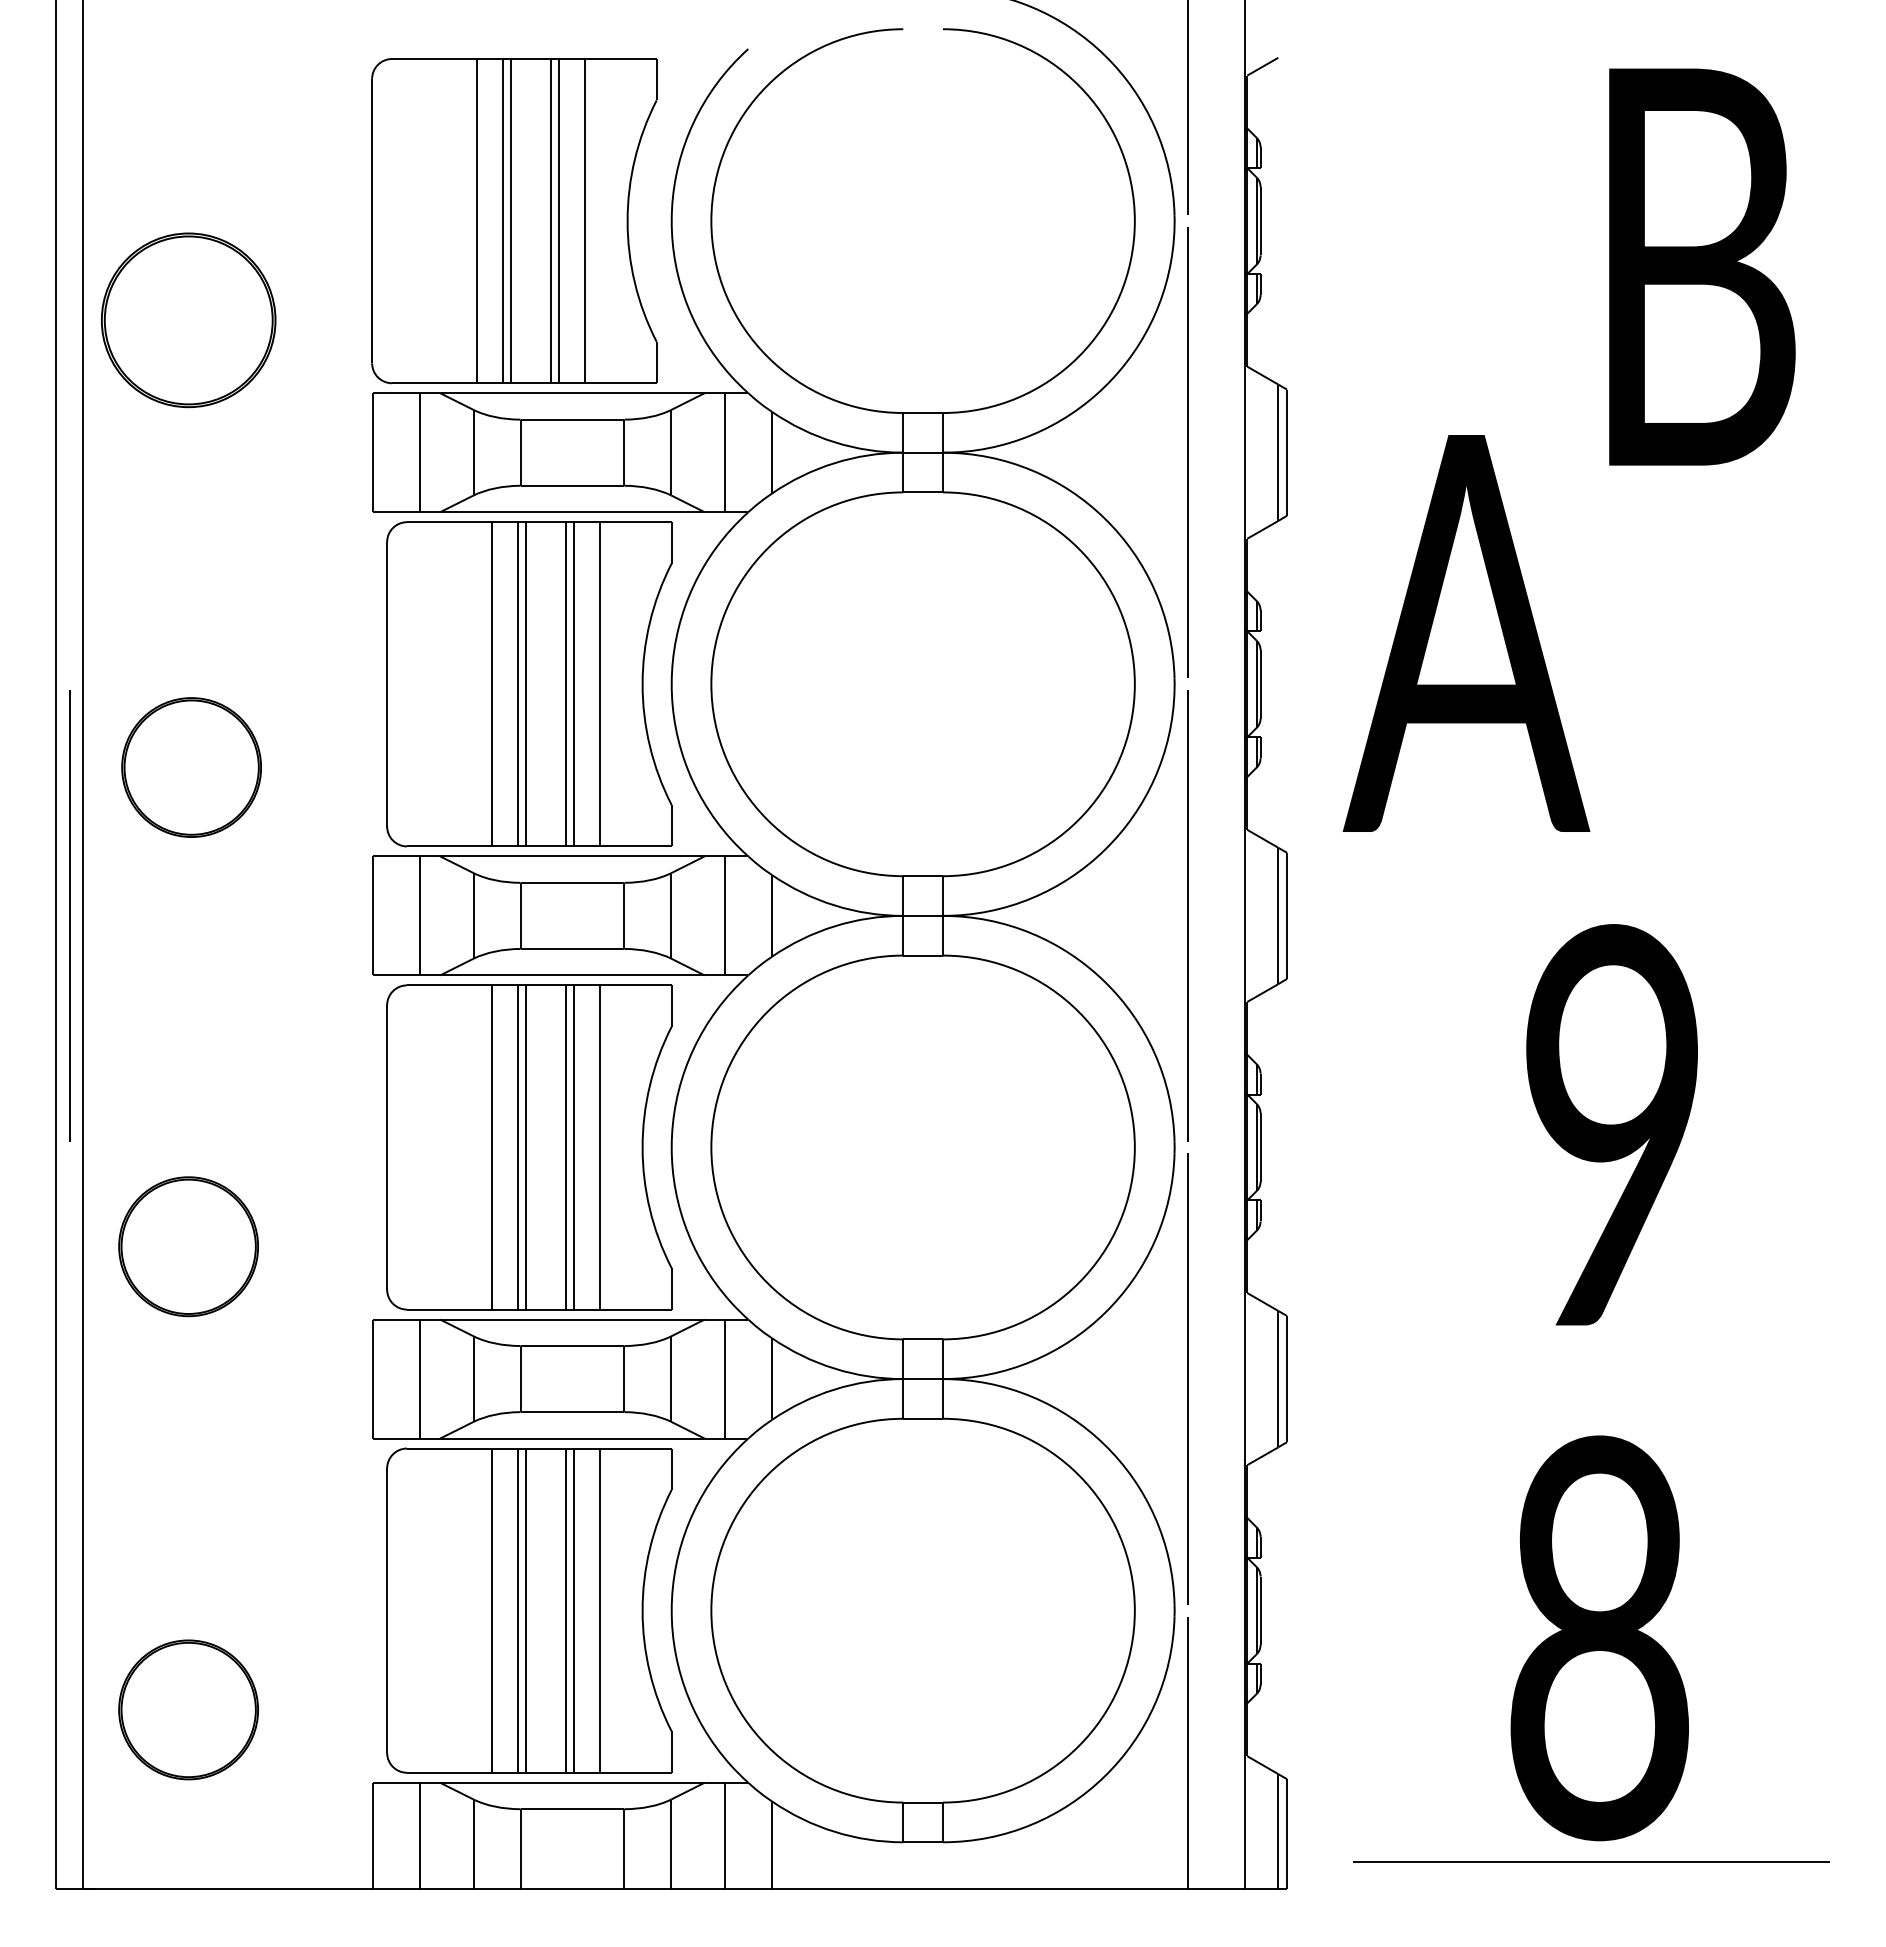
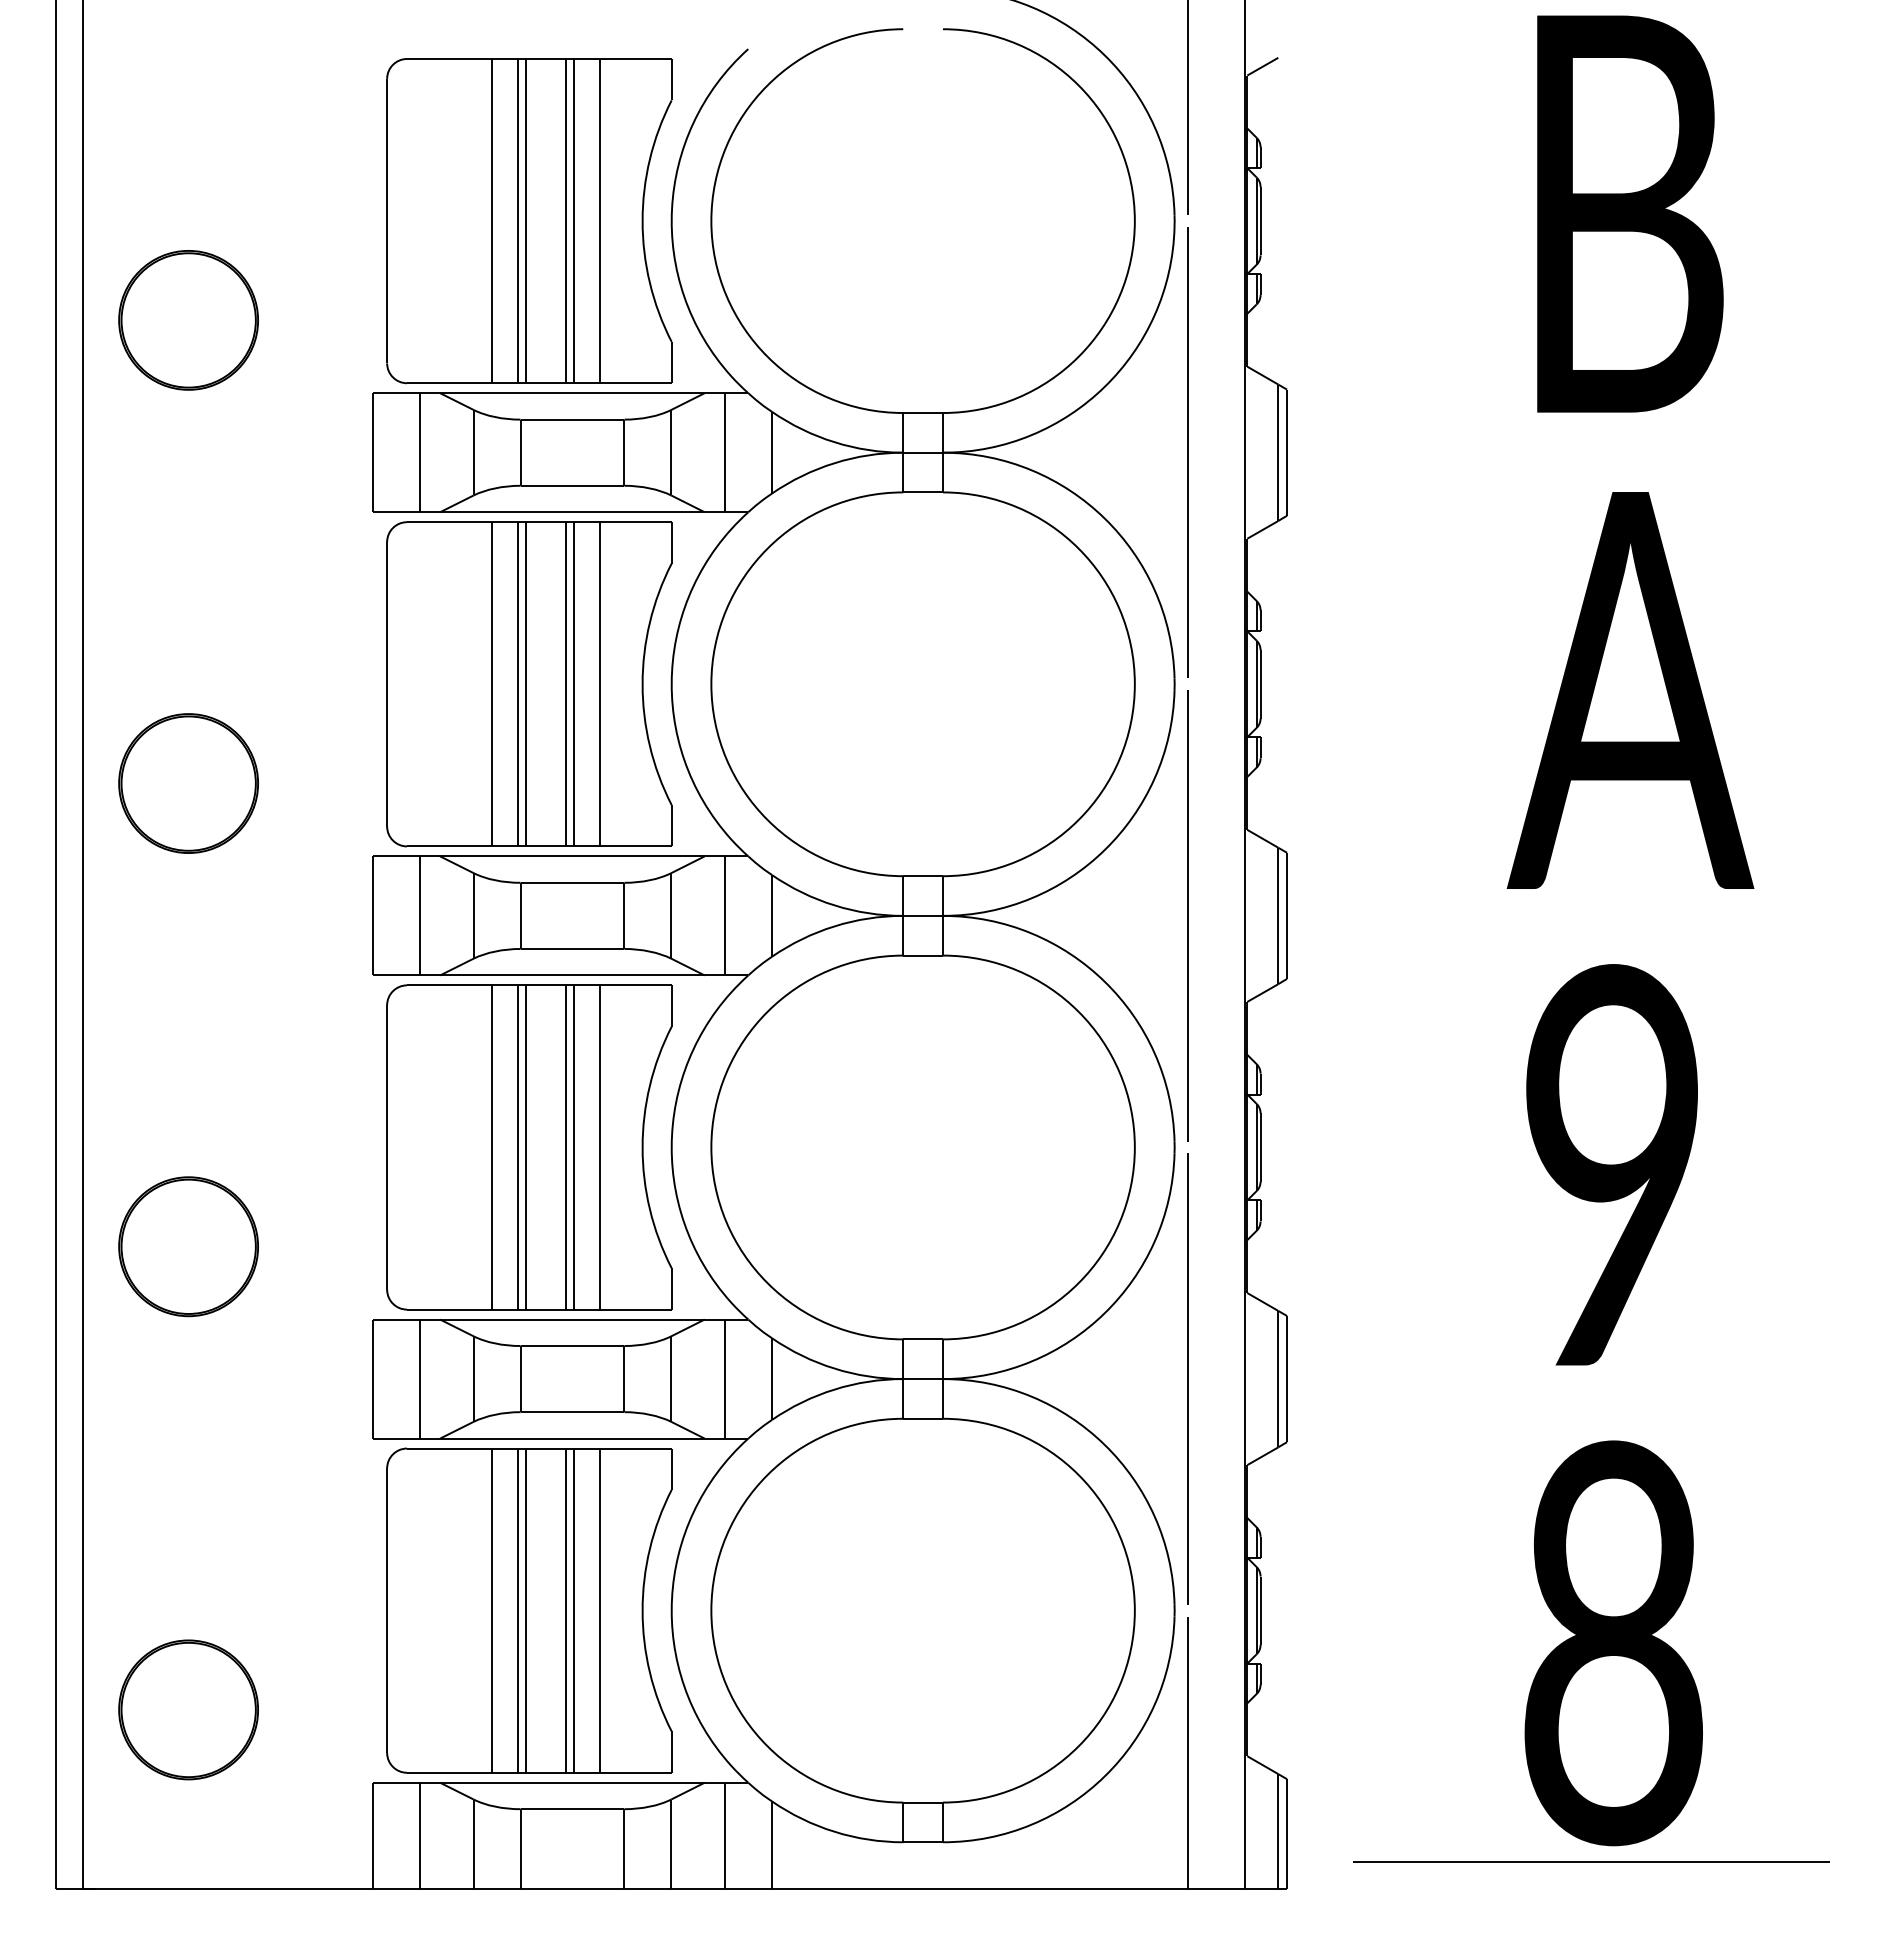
part position: (514, 221) -> (529, 221) (529, 221)
text position: (1702, 266) -> (1630, 213) (1630, 213)
part size: 177x177 px -> 141x141 px (188, 320)
text position: (1466, 633) -> (1630, 690) (1630, 690)
part position: (191, 767) -> (188, 783) (188, 783)
line: present -> none (69, 915)
text position: (1611, 1124) -> (1611, 1164) (1611, 1164)
text position: (1599, 1638) -> (1613, 1643) (1613, 1643)
